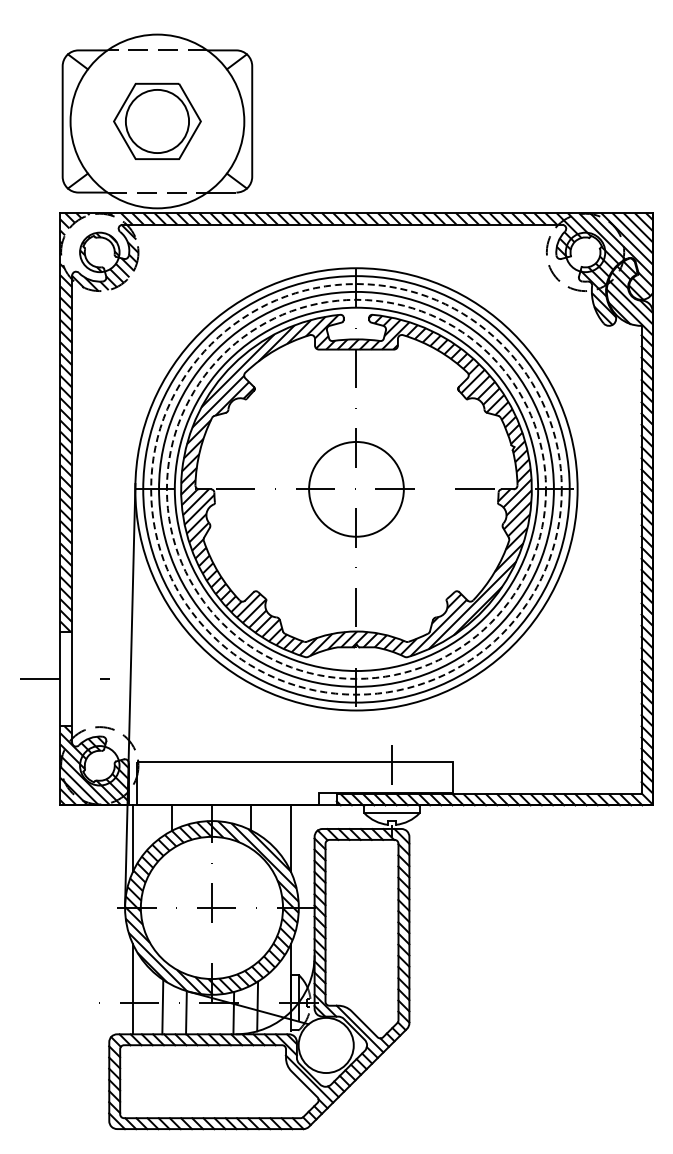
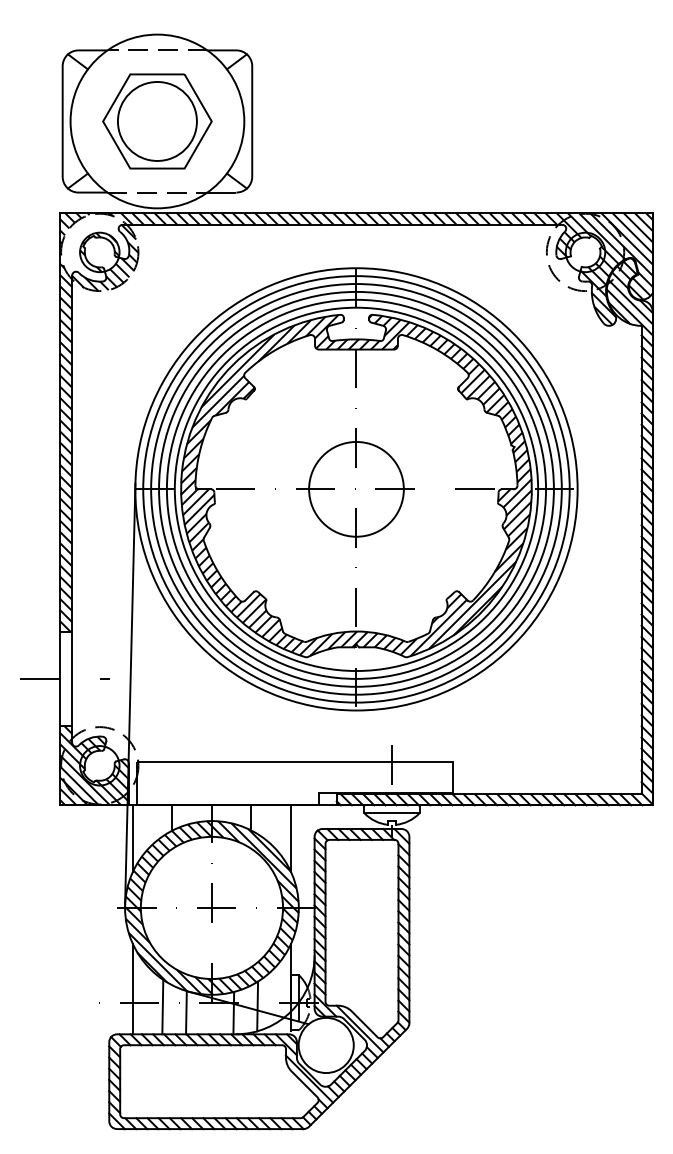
part size: 89x78 px -> 111x97 px (157, 121)
circle: dashed -> solid (356, 488)
circle: dashed -> solid (356, 489)
